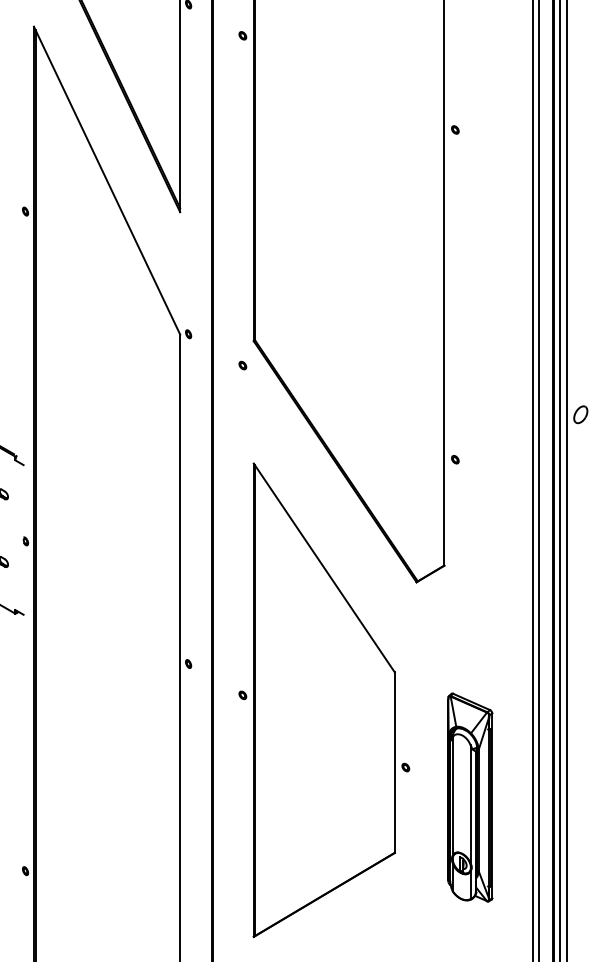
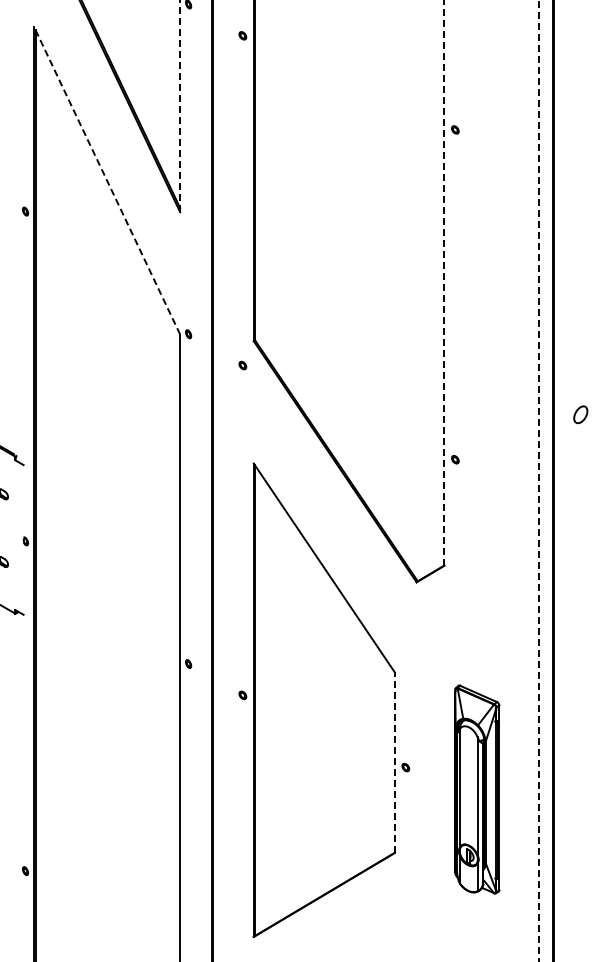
line: solid -> dashed (180, 106)
line: solid -> dashed (106, 180)
line: solid -> dashed (444, 283)
line: present -> none (533, 480)
line: solid -> dashed (539, 480)
line: present -> none (560, 480)
line: present -> none (566, 480)
line: solid -> dashed (394, 762)
part position: (470, 797) -> (477, 789) (477, 789)
